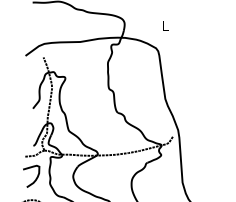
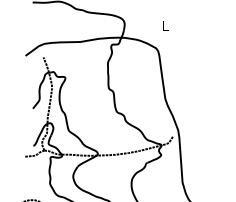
curve: present -> none (35, 178)
